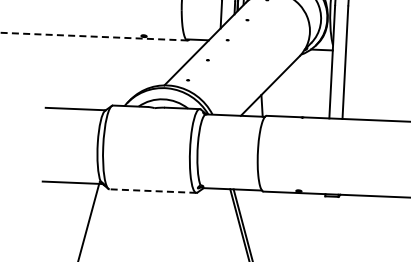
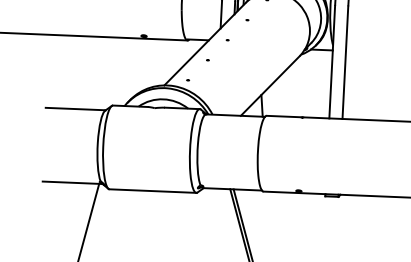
line: dashed -> solid (93, 36)
line: dashed -> solid (152, 191)
